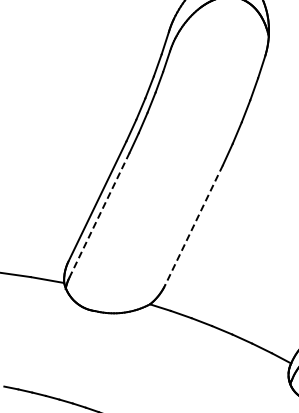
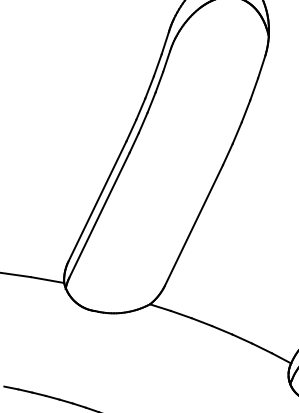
line: dashed -> solid (99, 215)
line: dashed -> solid (193, 225)
